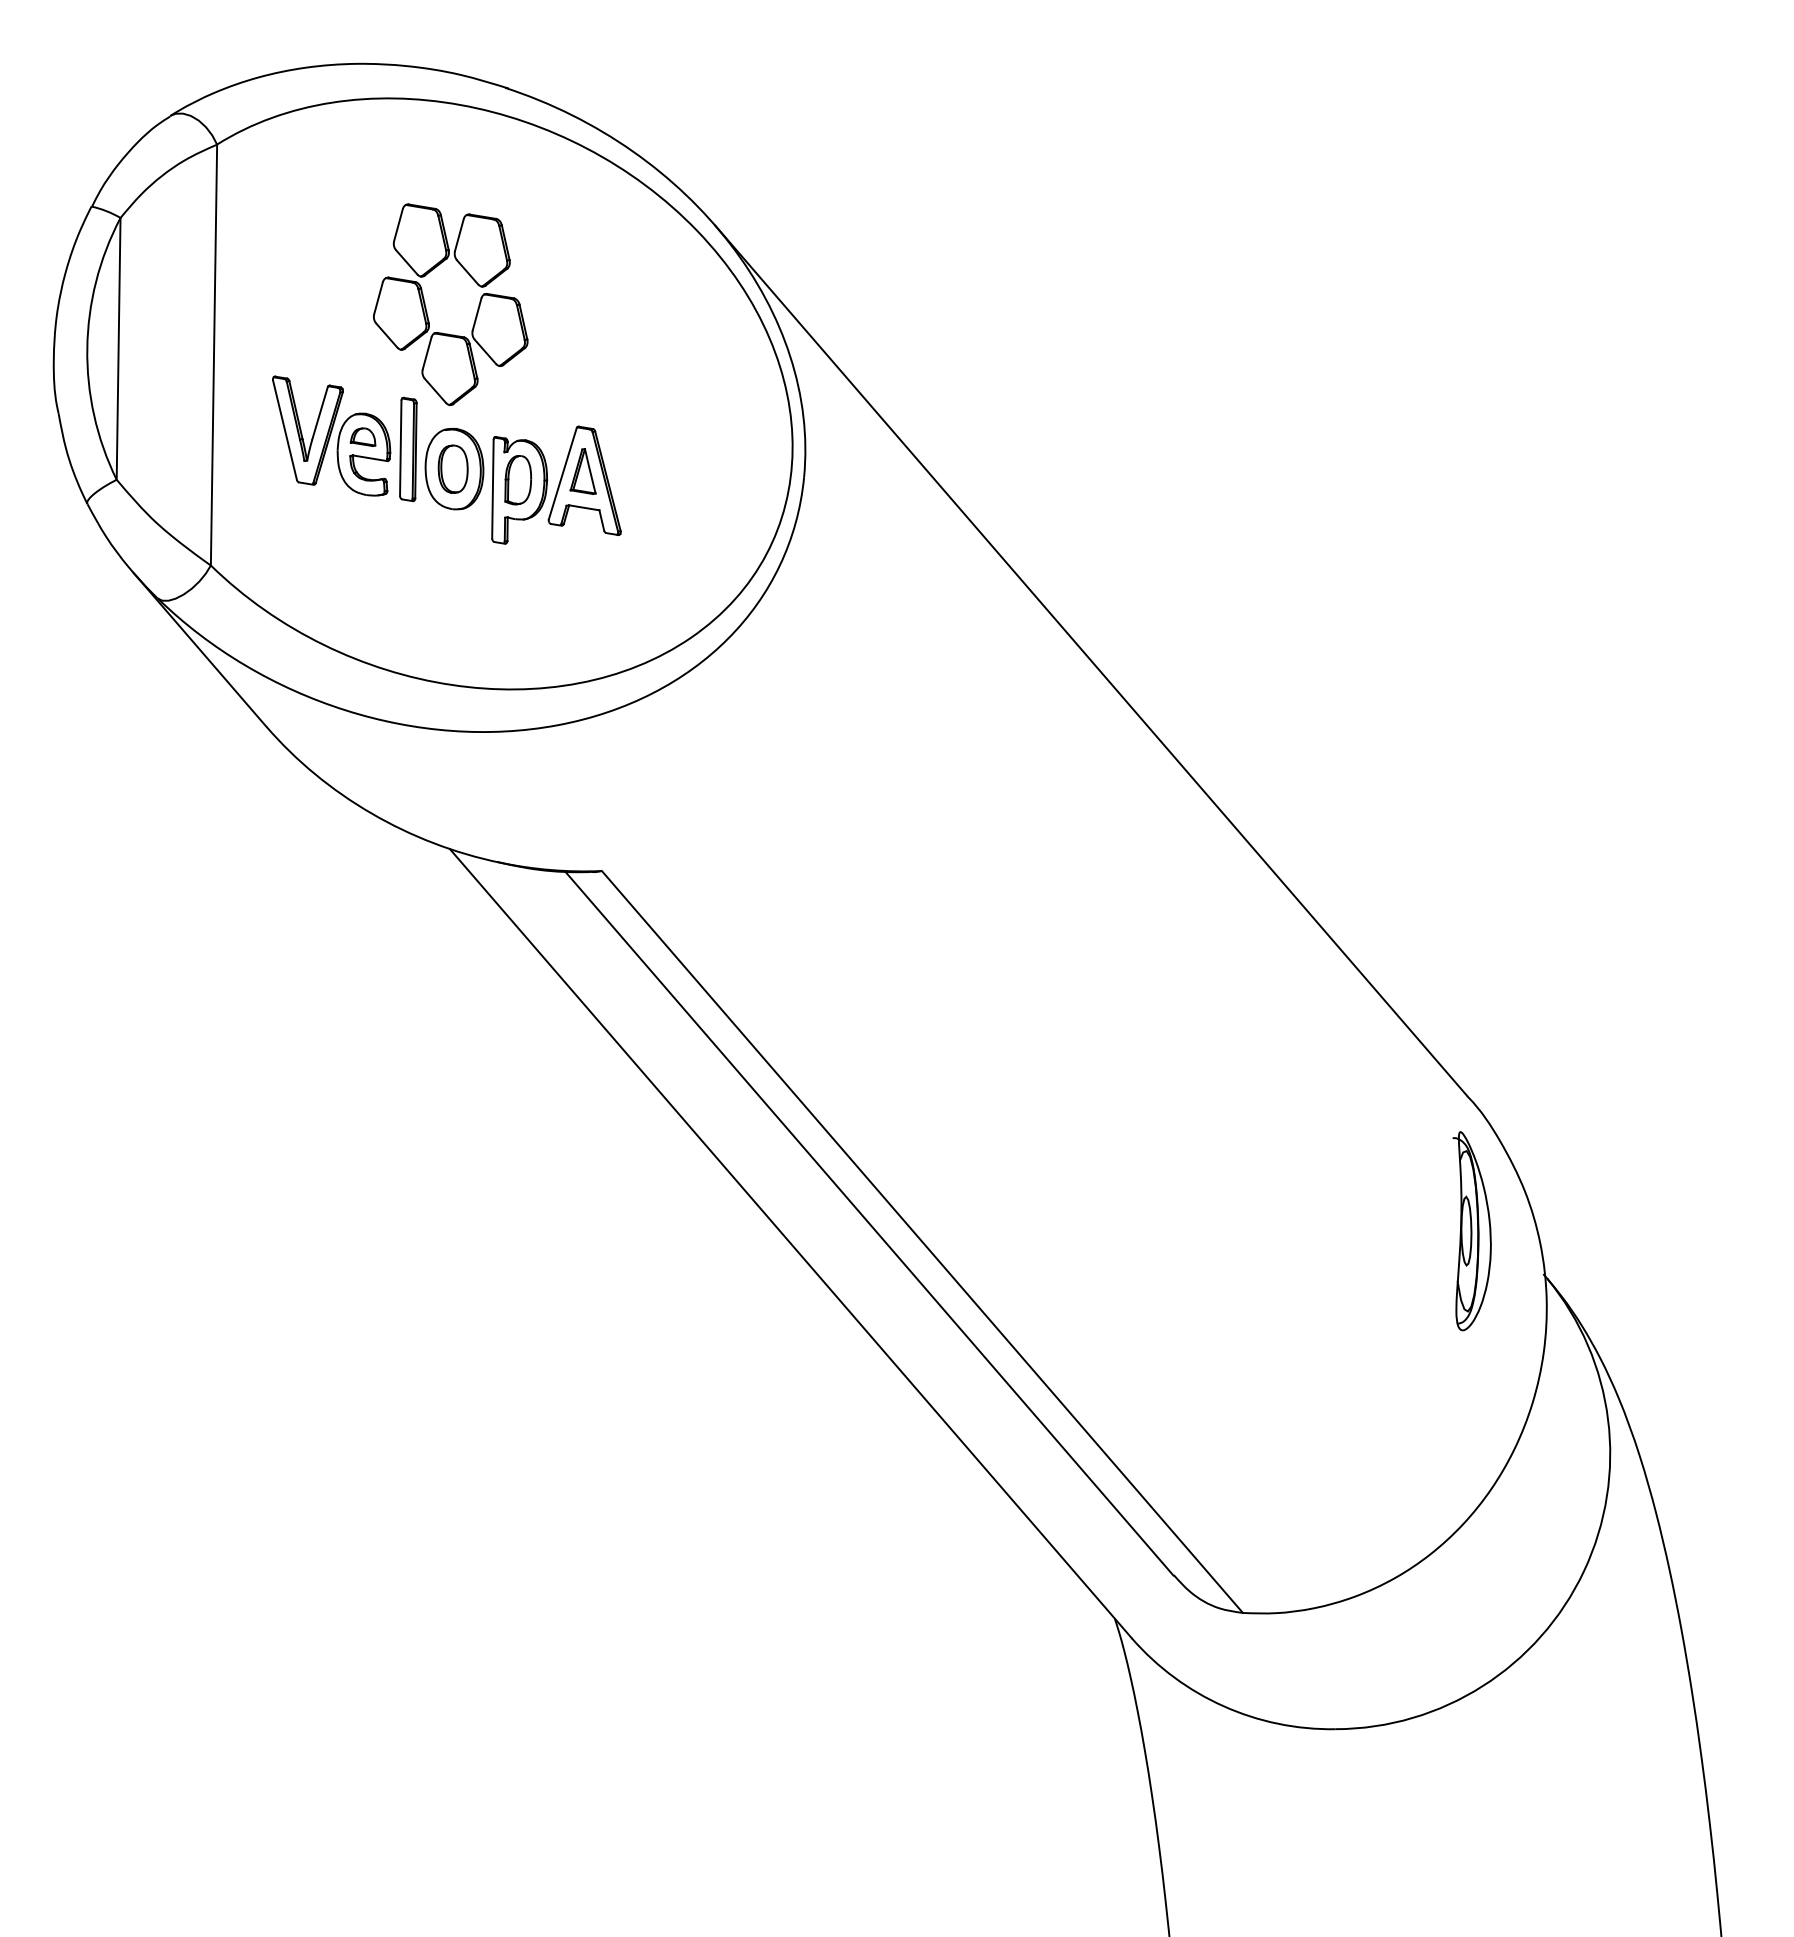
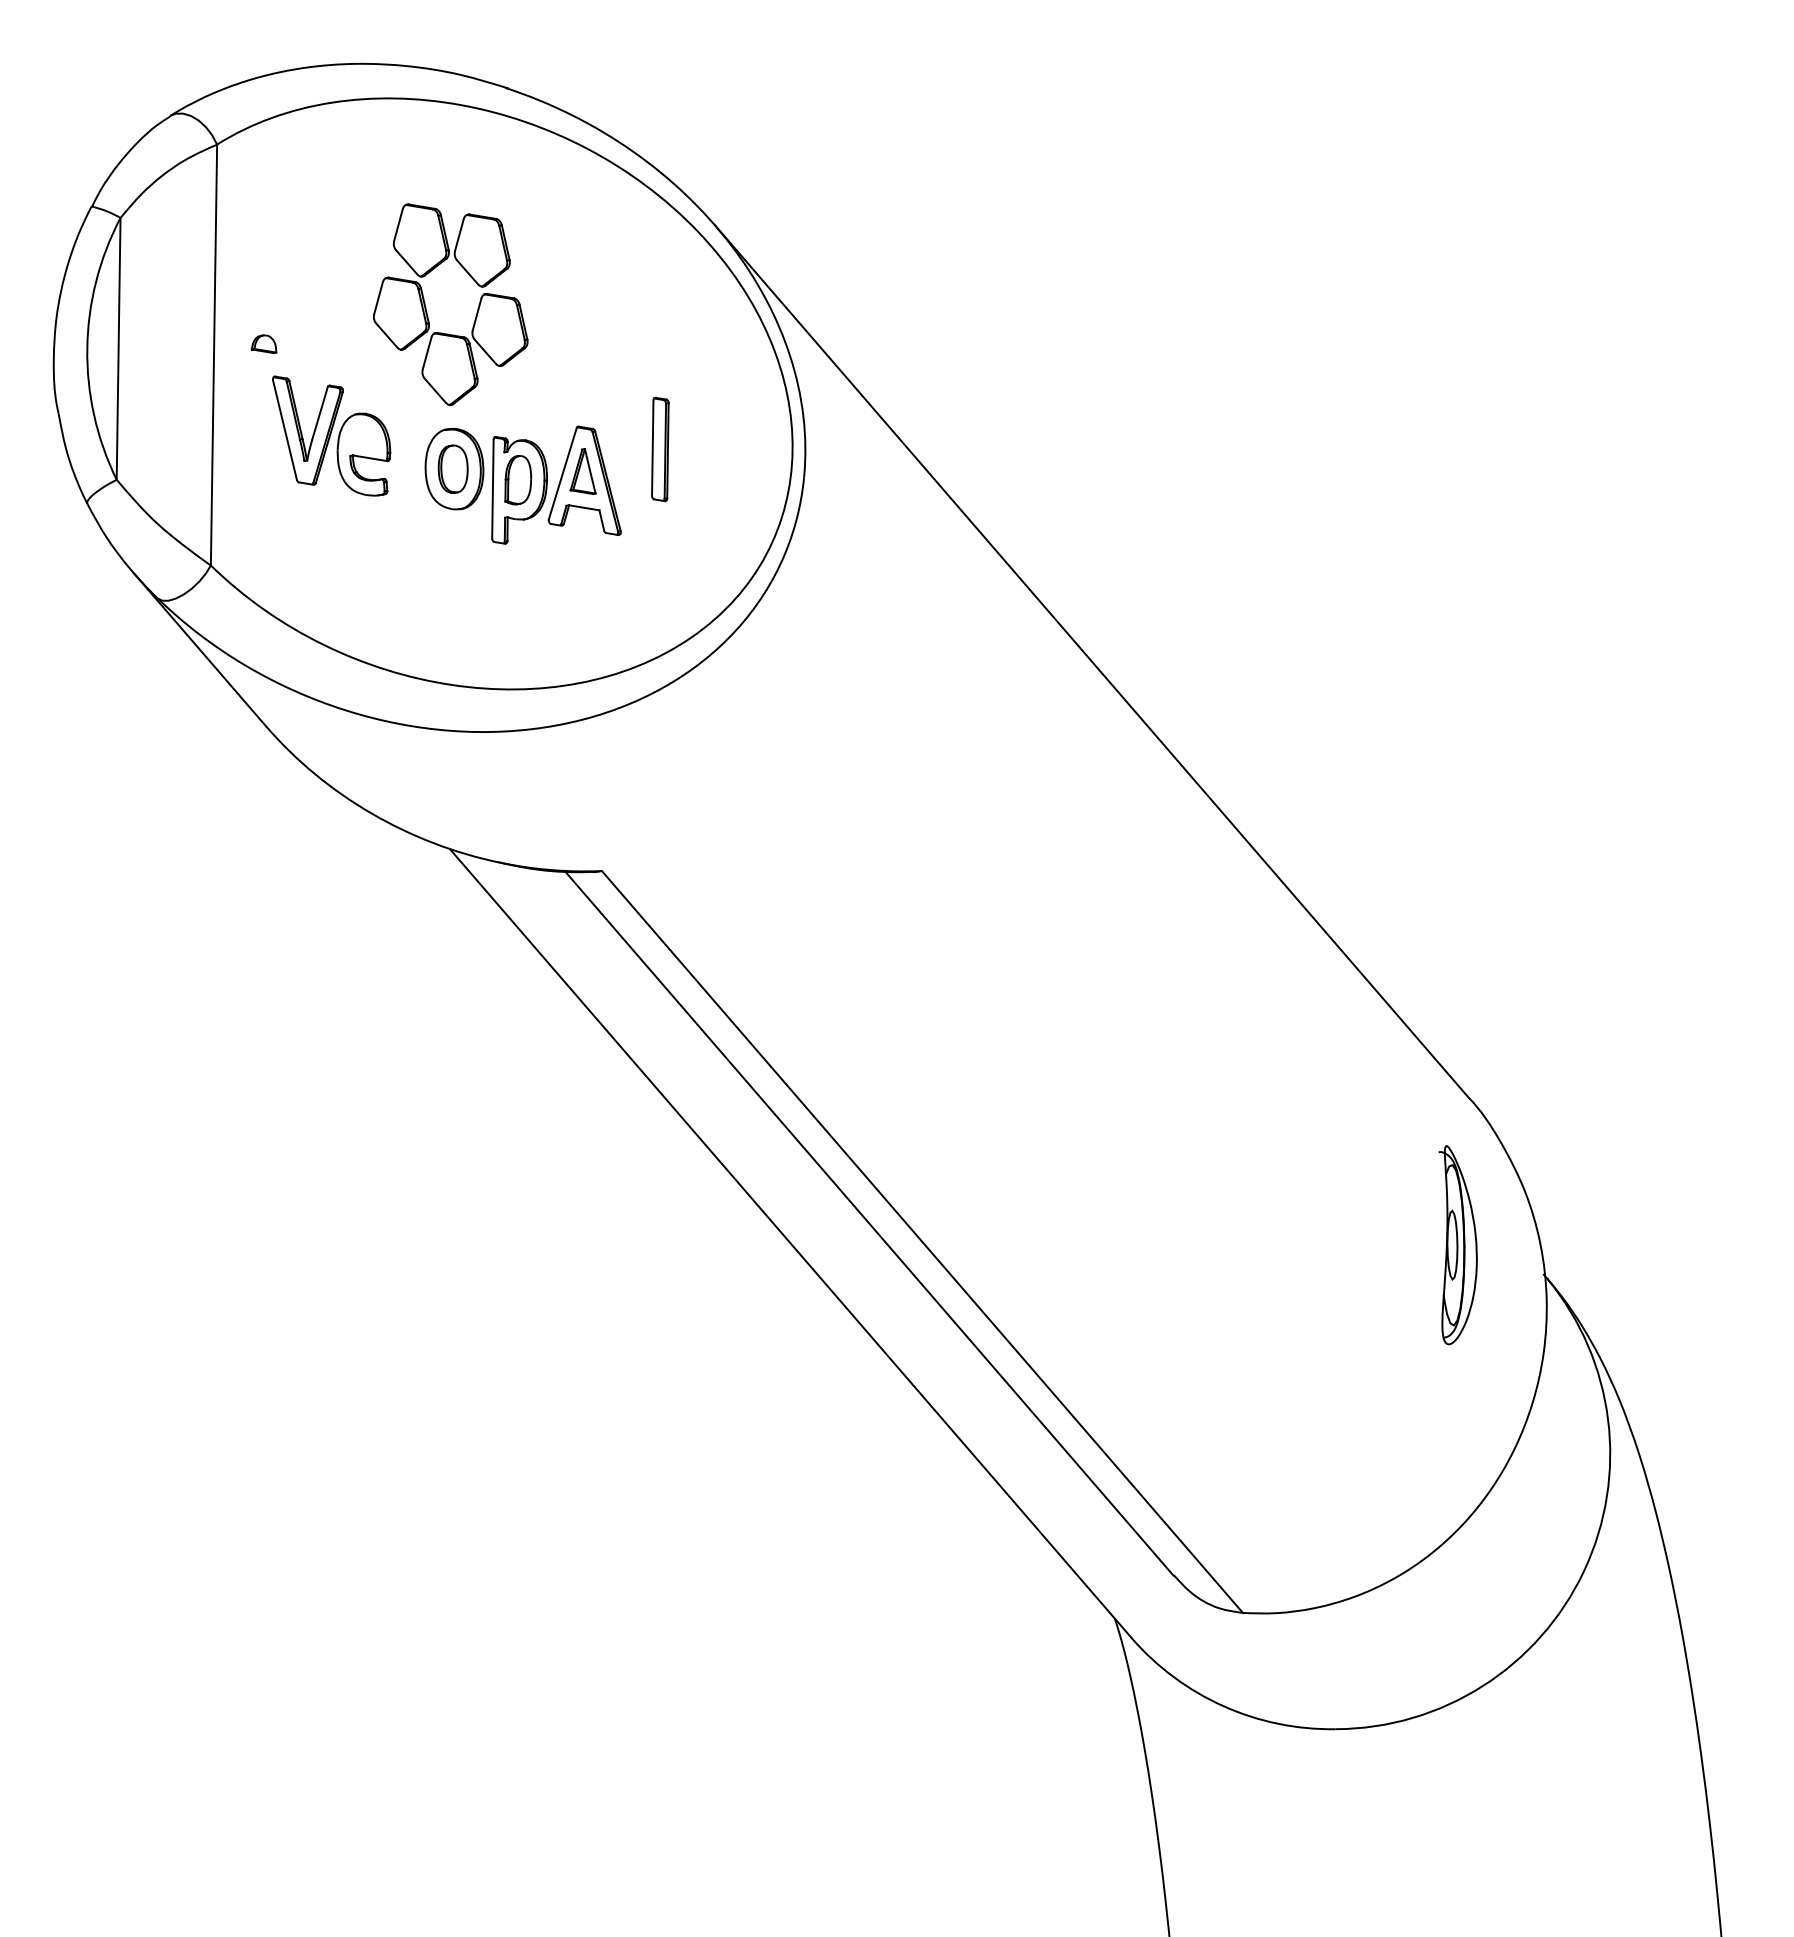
part position: (362, 436) -> (263, 343) (263, 343)
part position: (408, 449) -> (660, 449) (660, 449)
part position: (1471, 1231) -> (1457, 1245) (1457, 1245)
